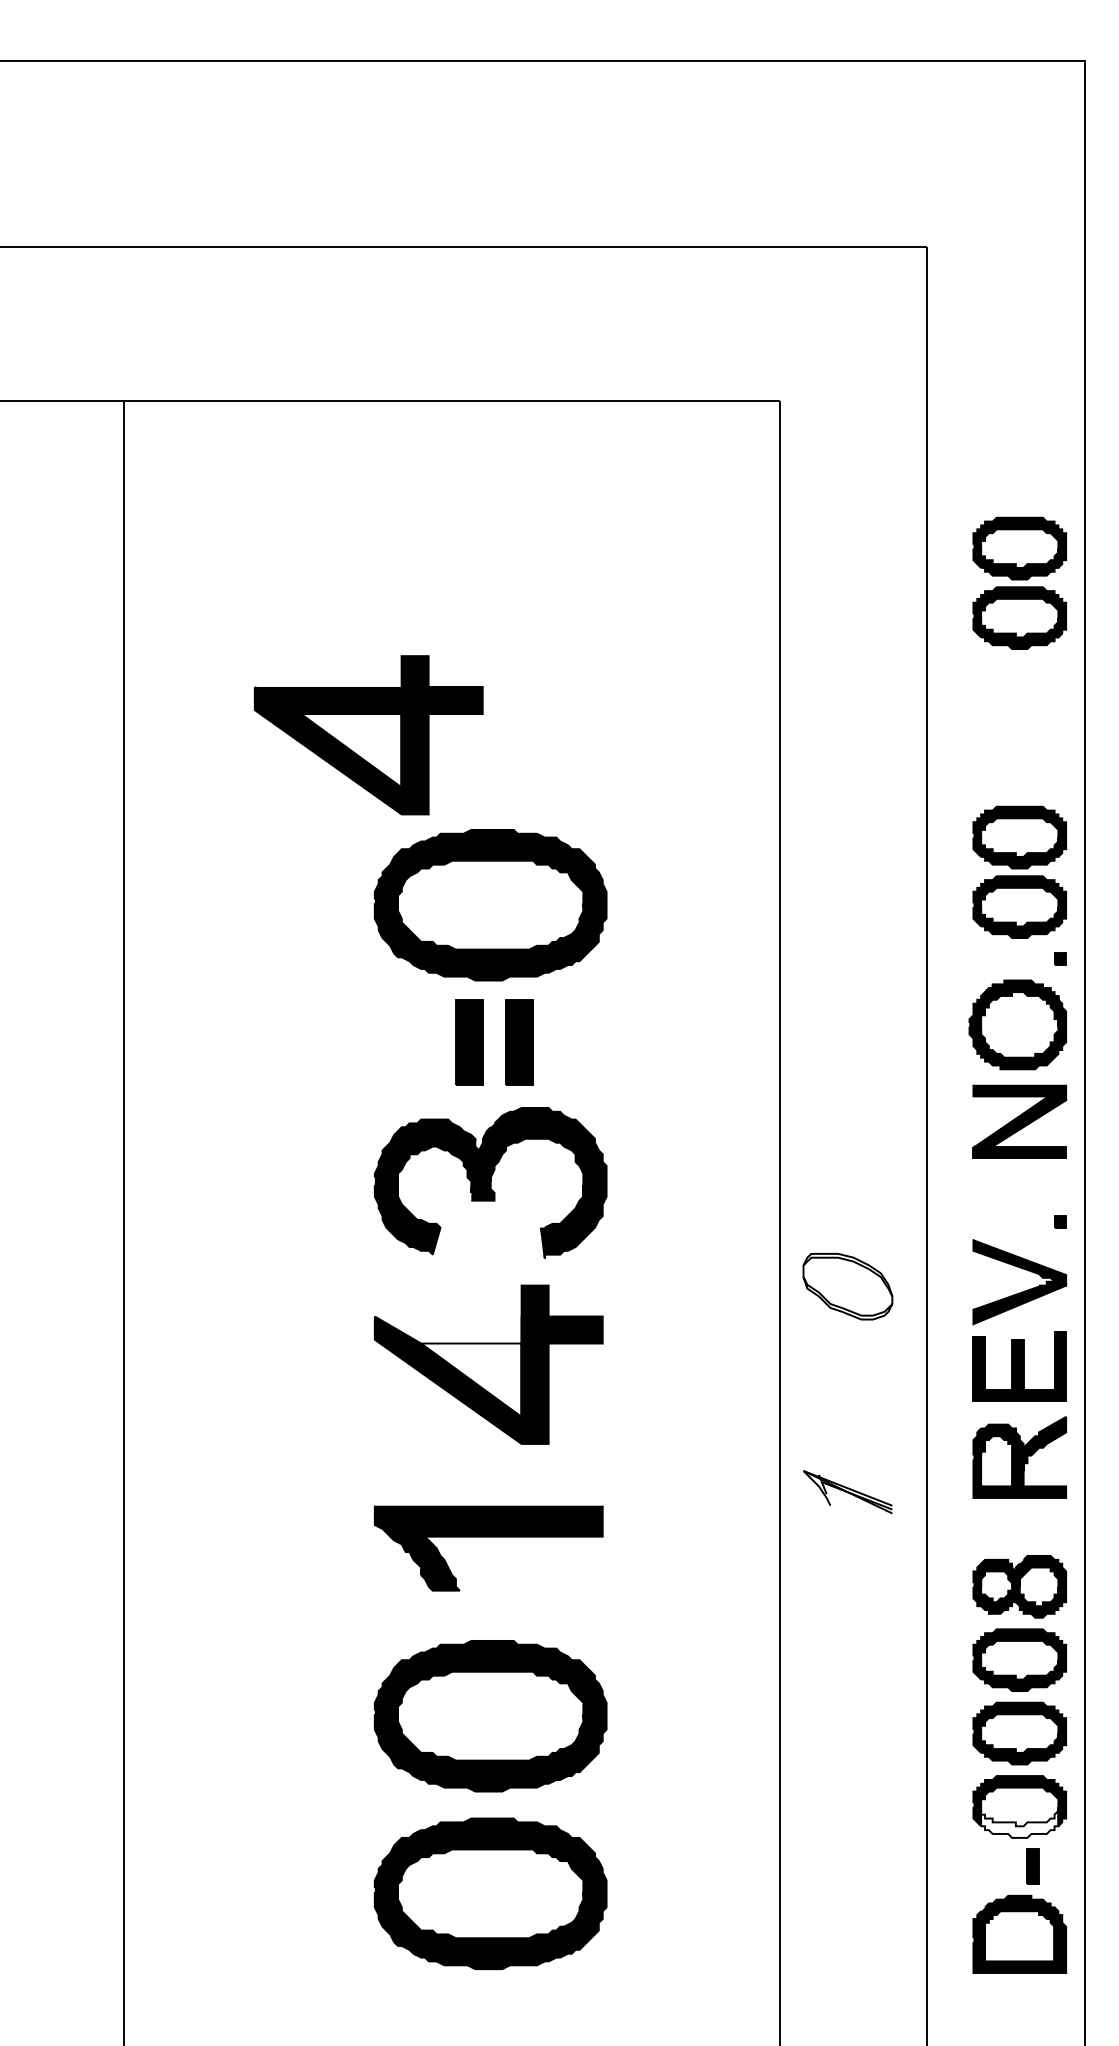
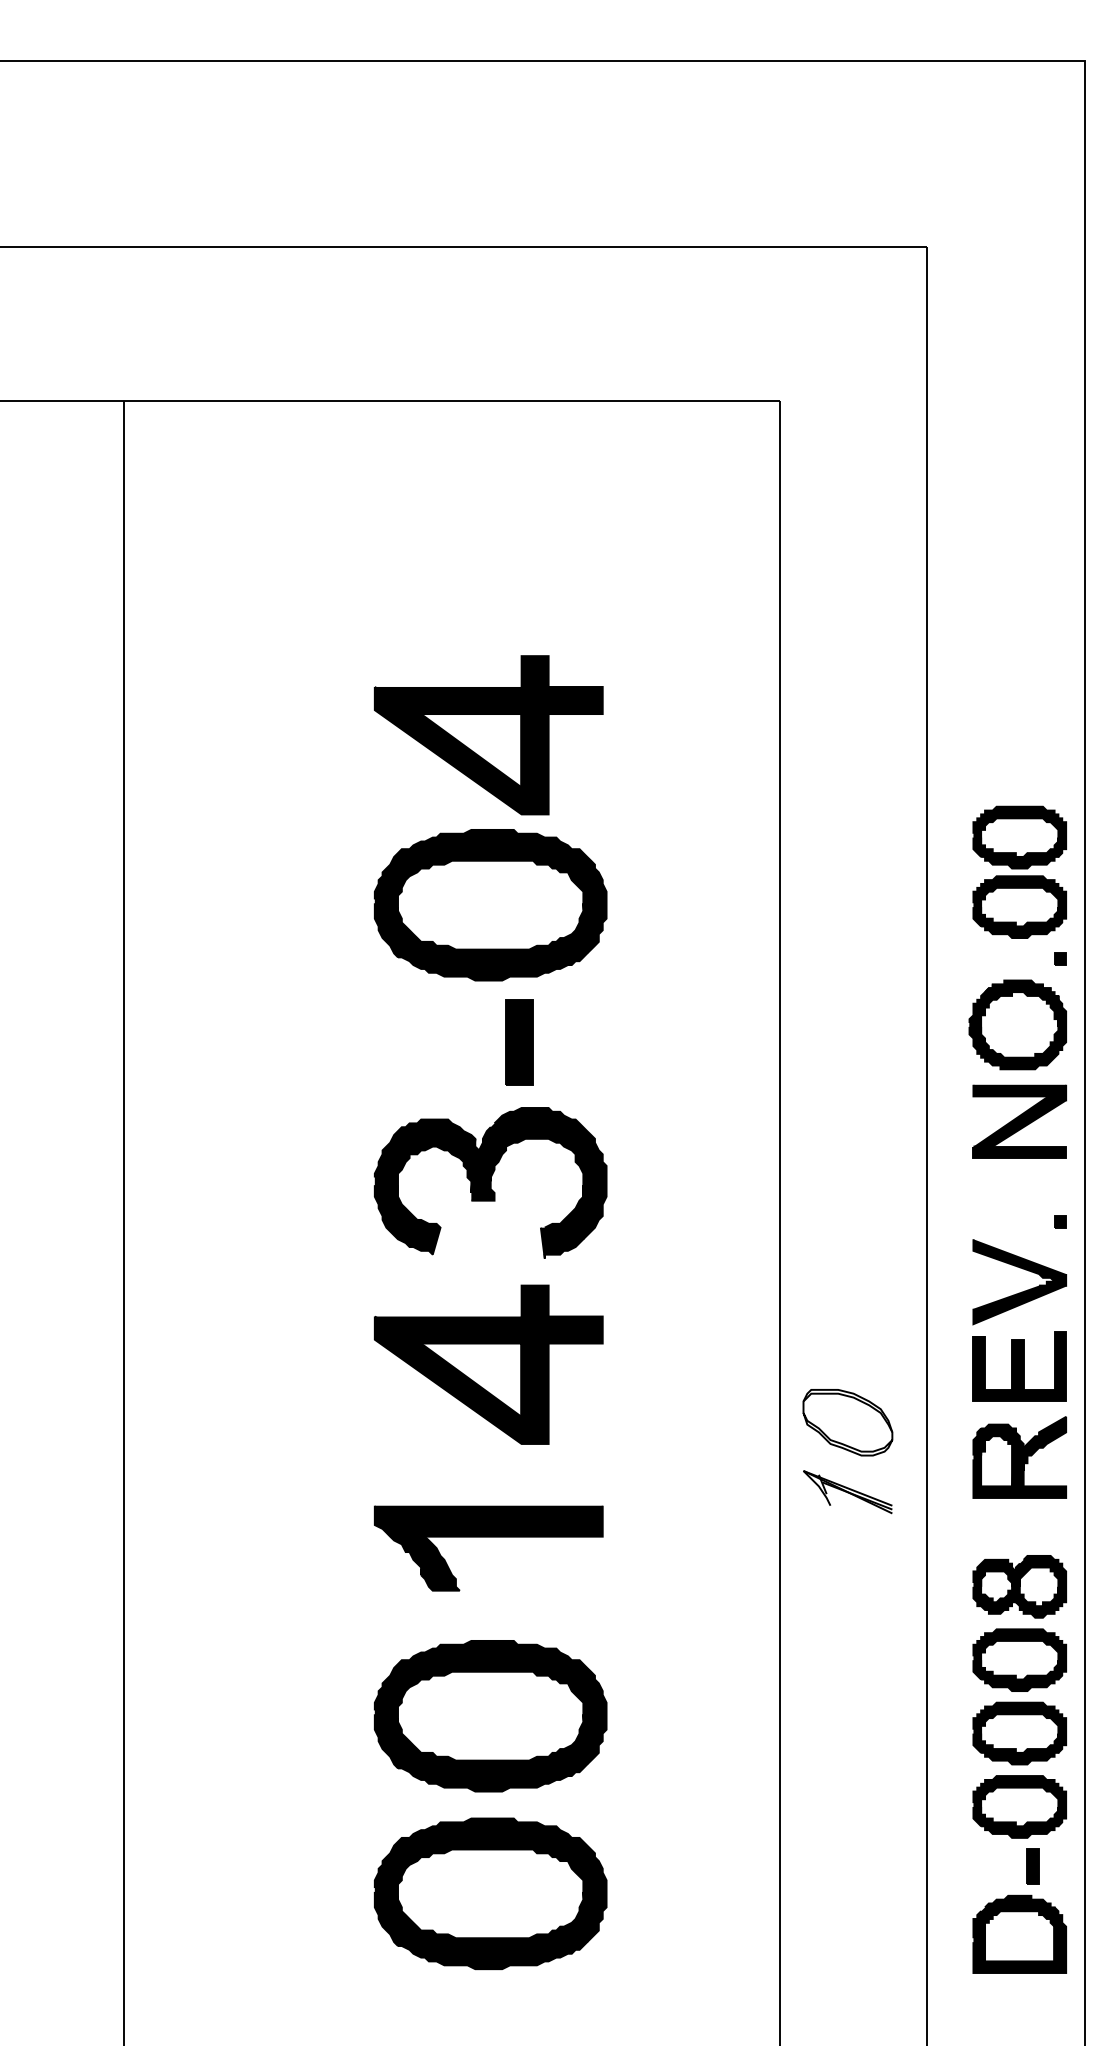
part: present -> none (1019, 582)
part position: (368, 735) -> (488, 735) (488, 735)
part: present -> none (469, 1042)
part position: (847, 1286) -> (847, 1422) (847, 1422)
fill: none -> present (447, 1366)
fill: none -> present (1019, 1821)
